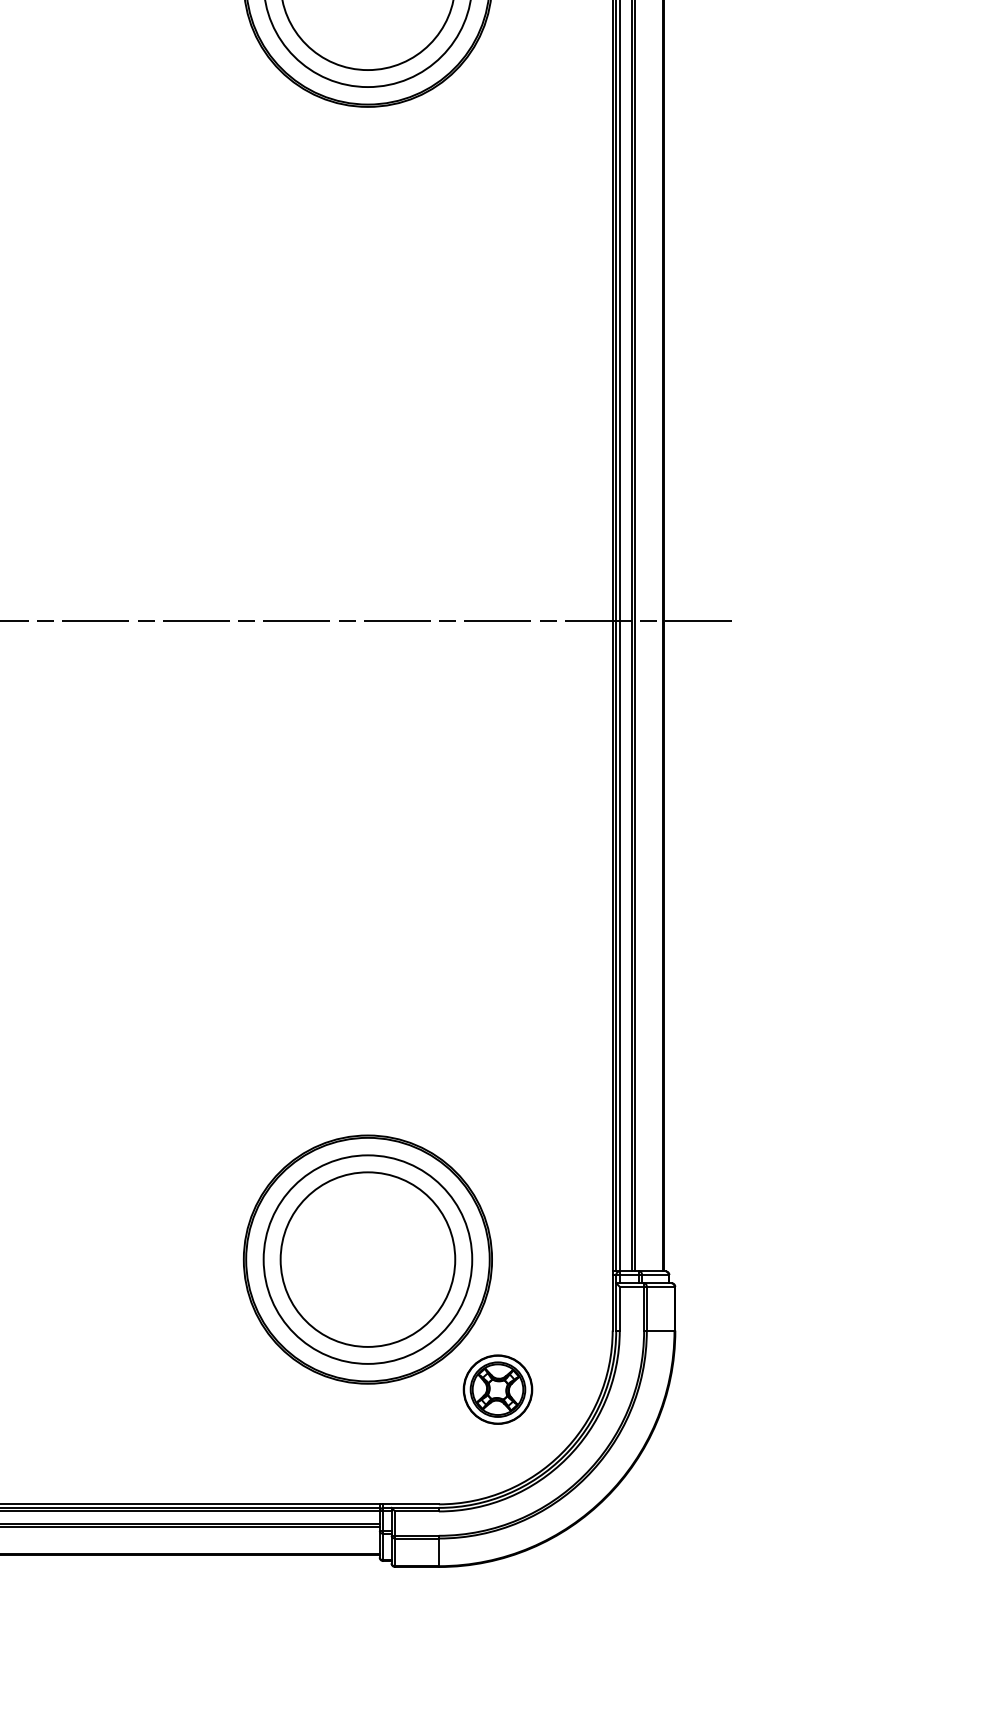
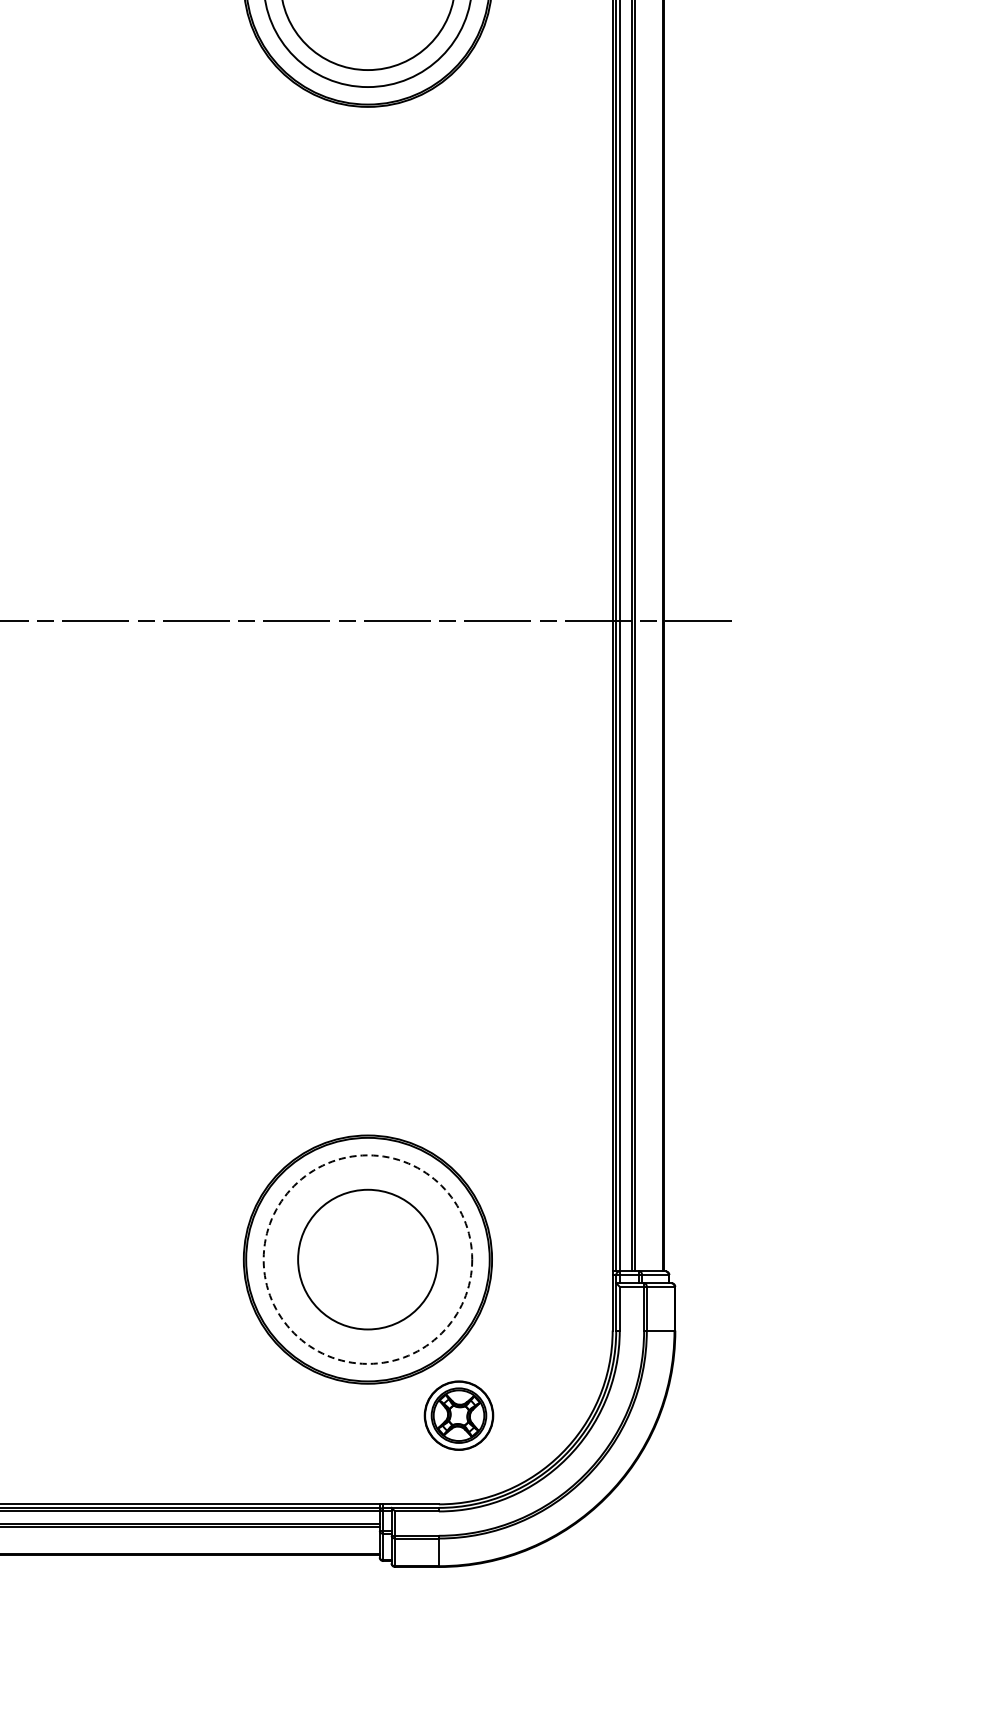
circle diameter: 175 px -> 140 px (367, 1259)
circle: solid -> dashed (367, 1259)
part position: (497, 1389) -> (458, 1415) (458, 1415)
